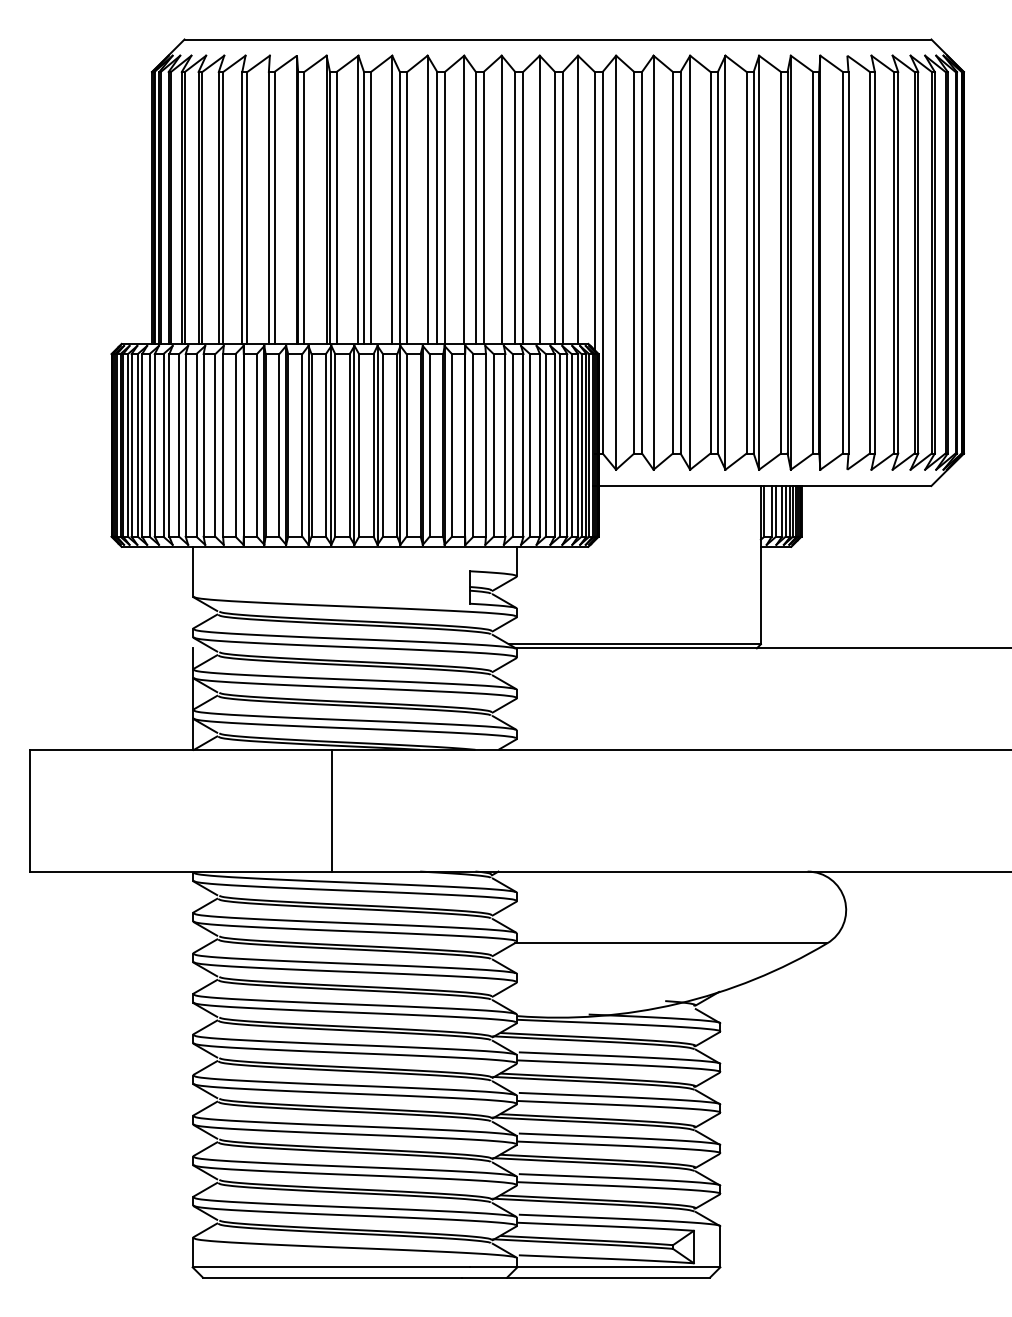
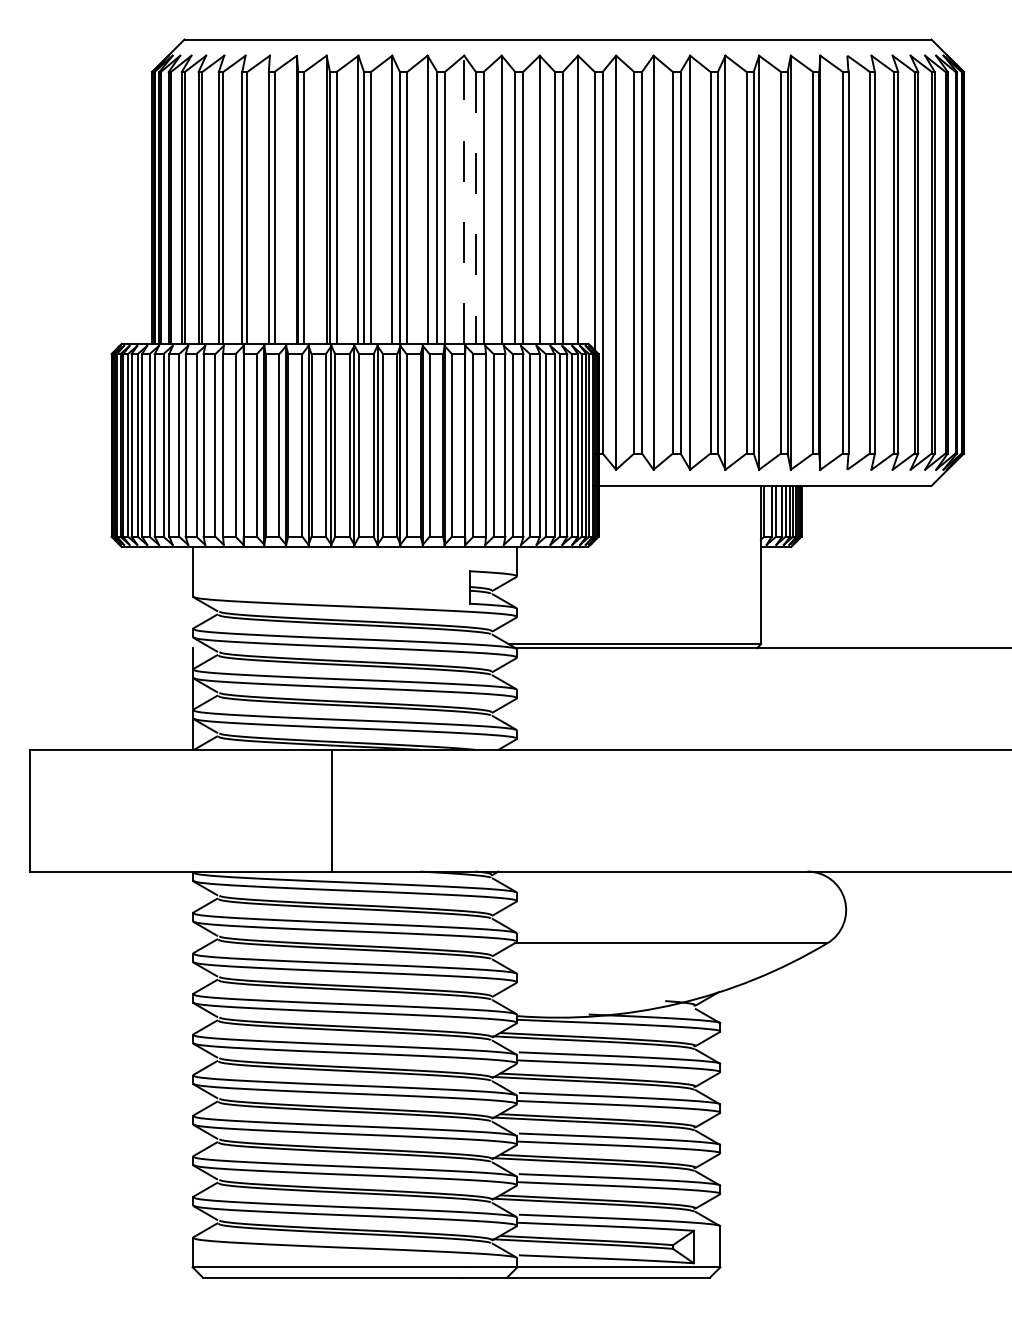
line: solid -> dashed (464, 199)
line: solid -> dashed (475, 207)
